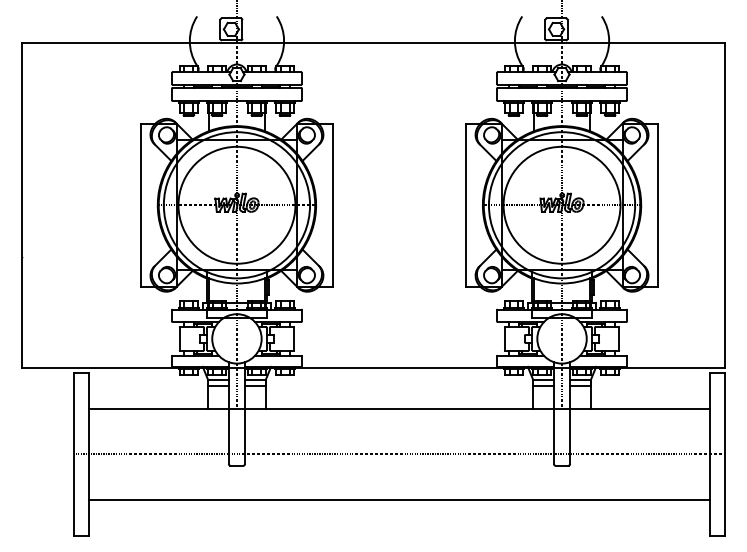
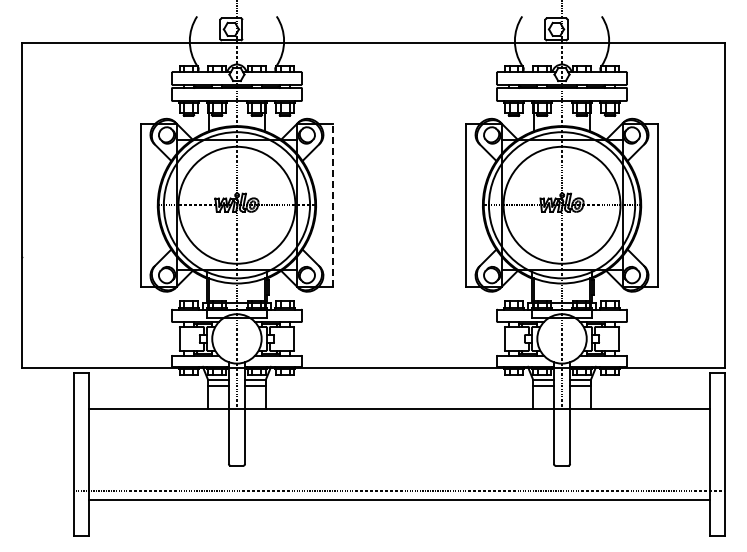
line: solid -> dashed (333, 204)
line position: (399, 454) -> (399, 491) (399, 491)
